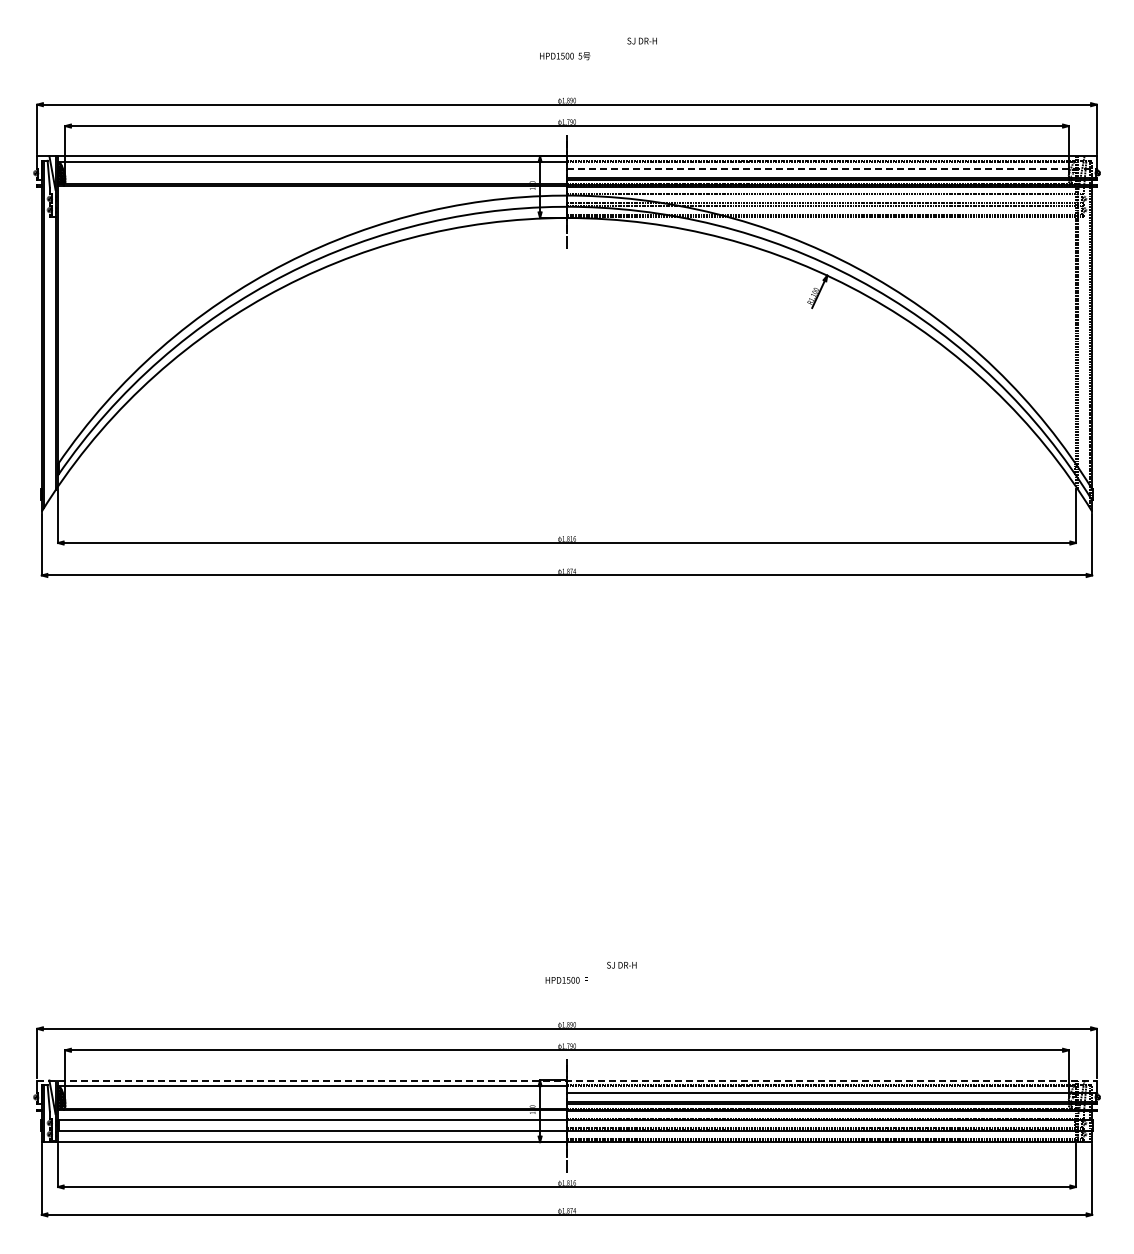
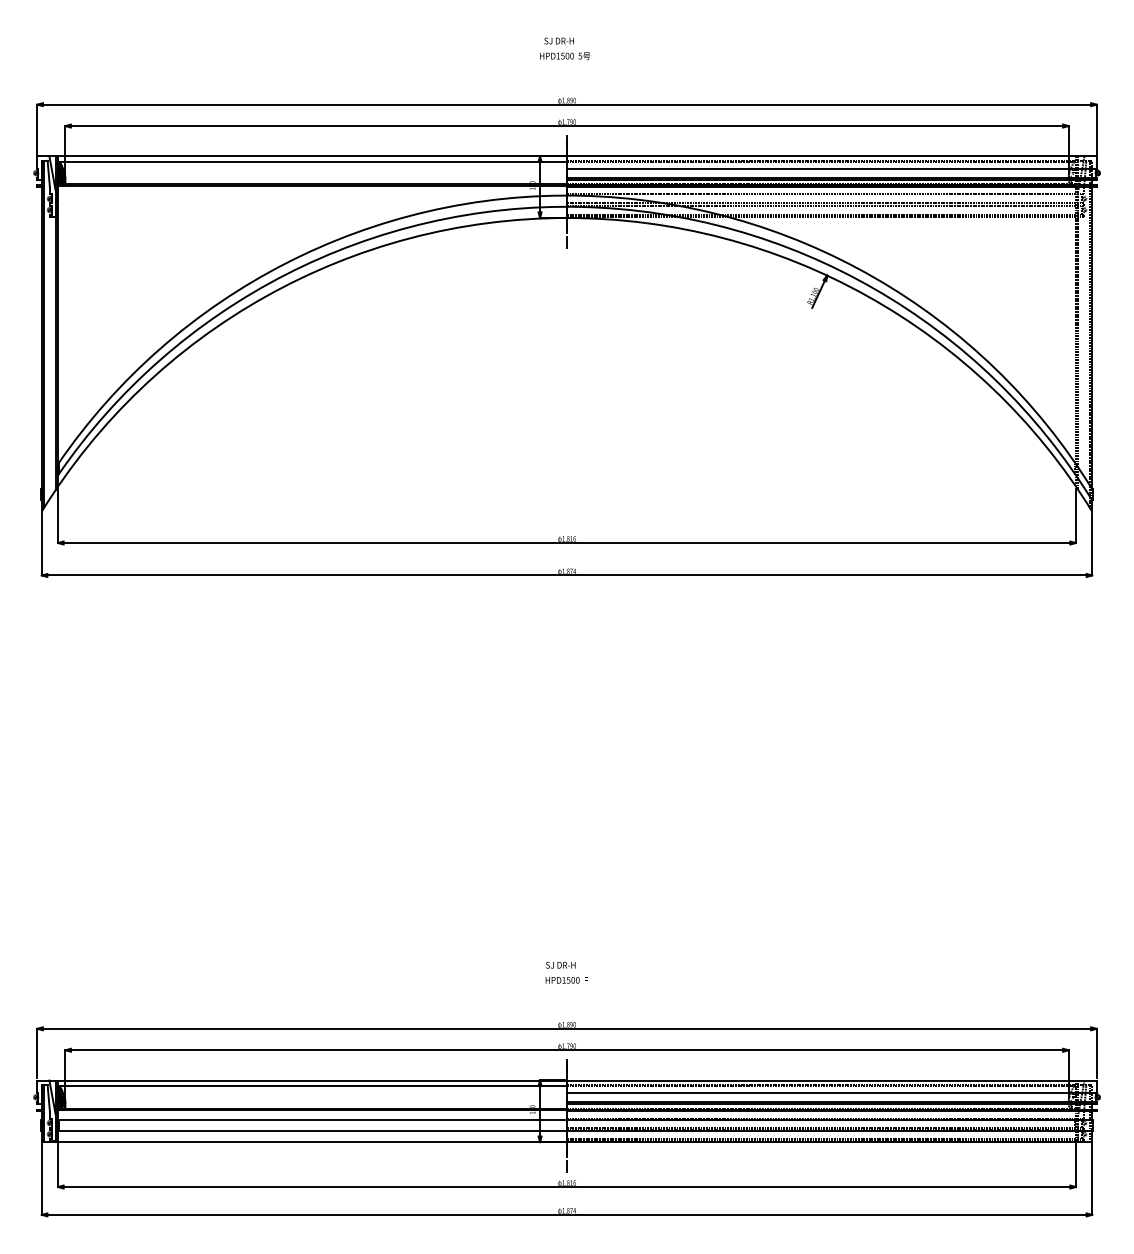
text position: (641, 40) -> (558, 40) (558, 40)
line: dashed -> solid (831, 168)
text position: (621, 964) -> (560, 964) (560, 964)
line: dashed -> solid (567, 1080)
